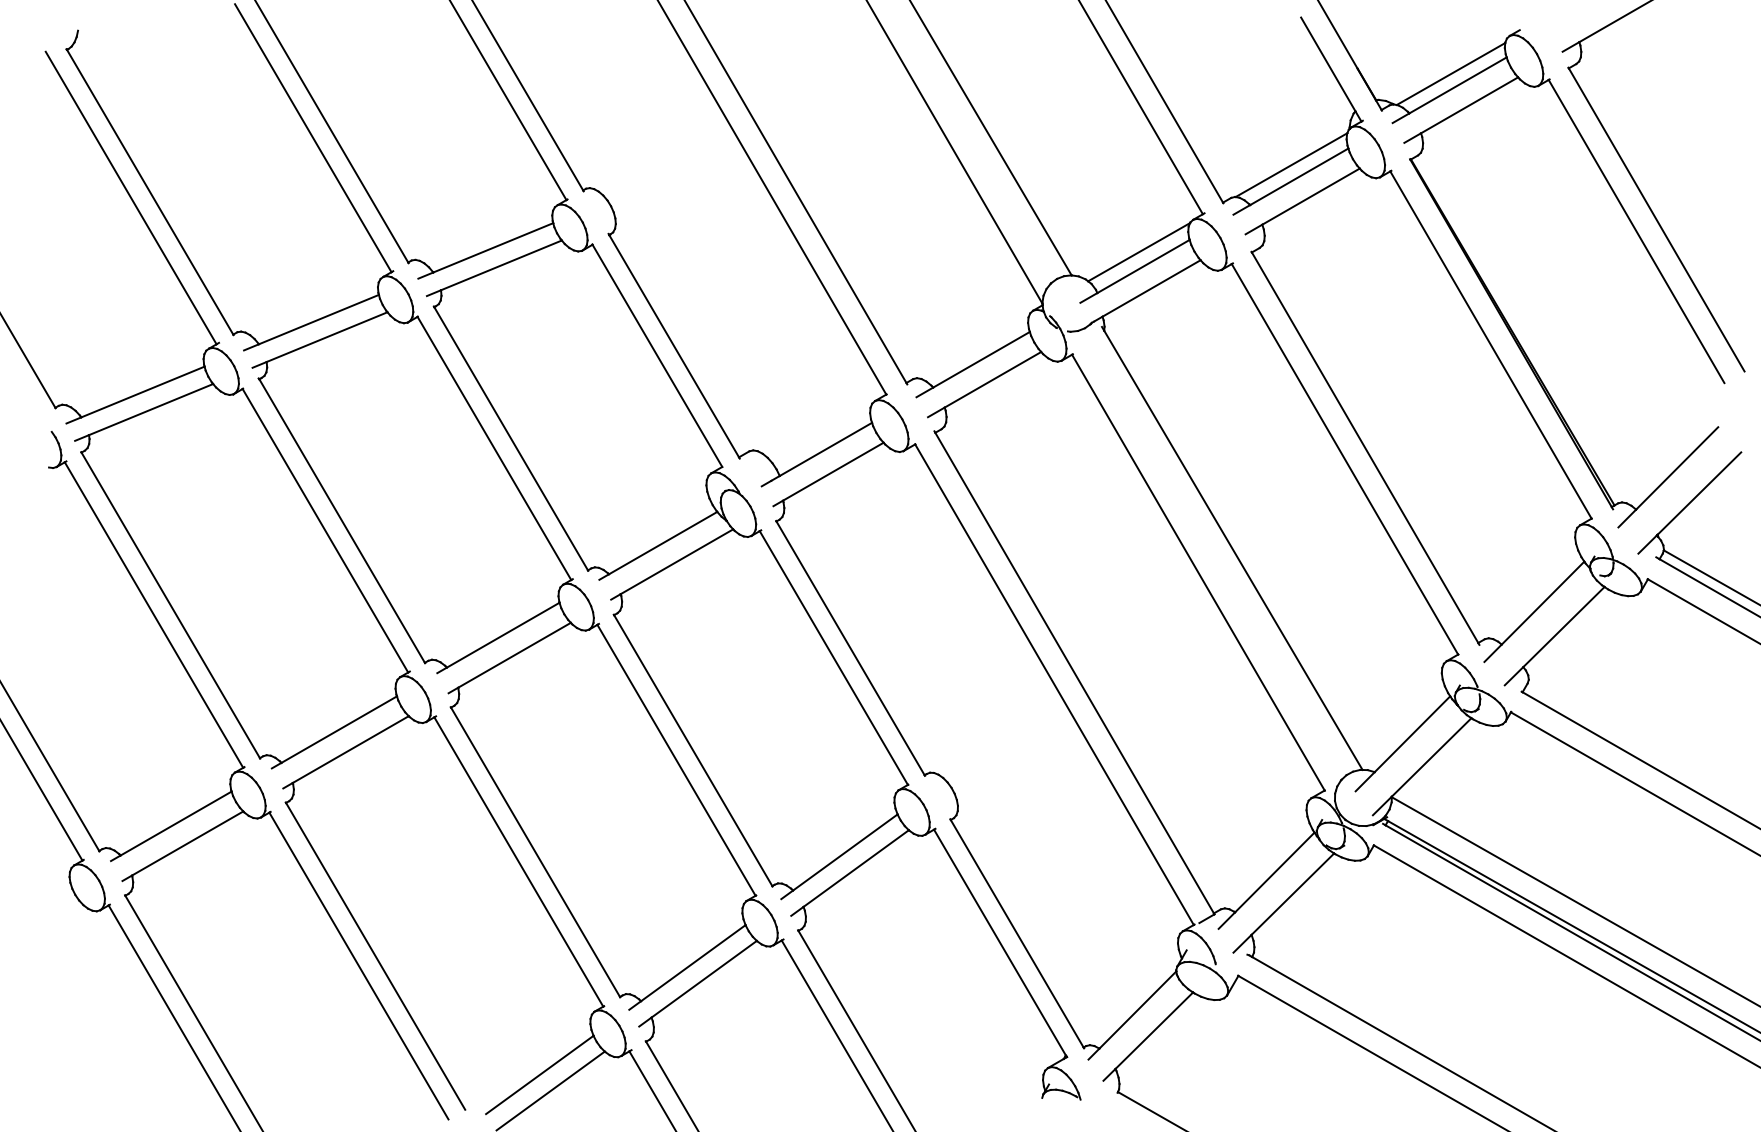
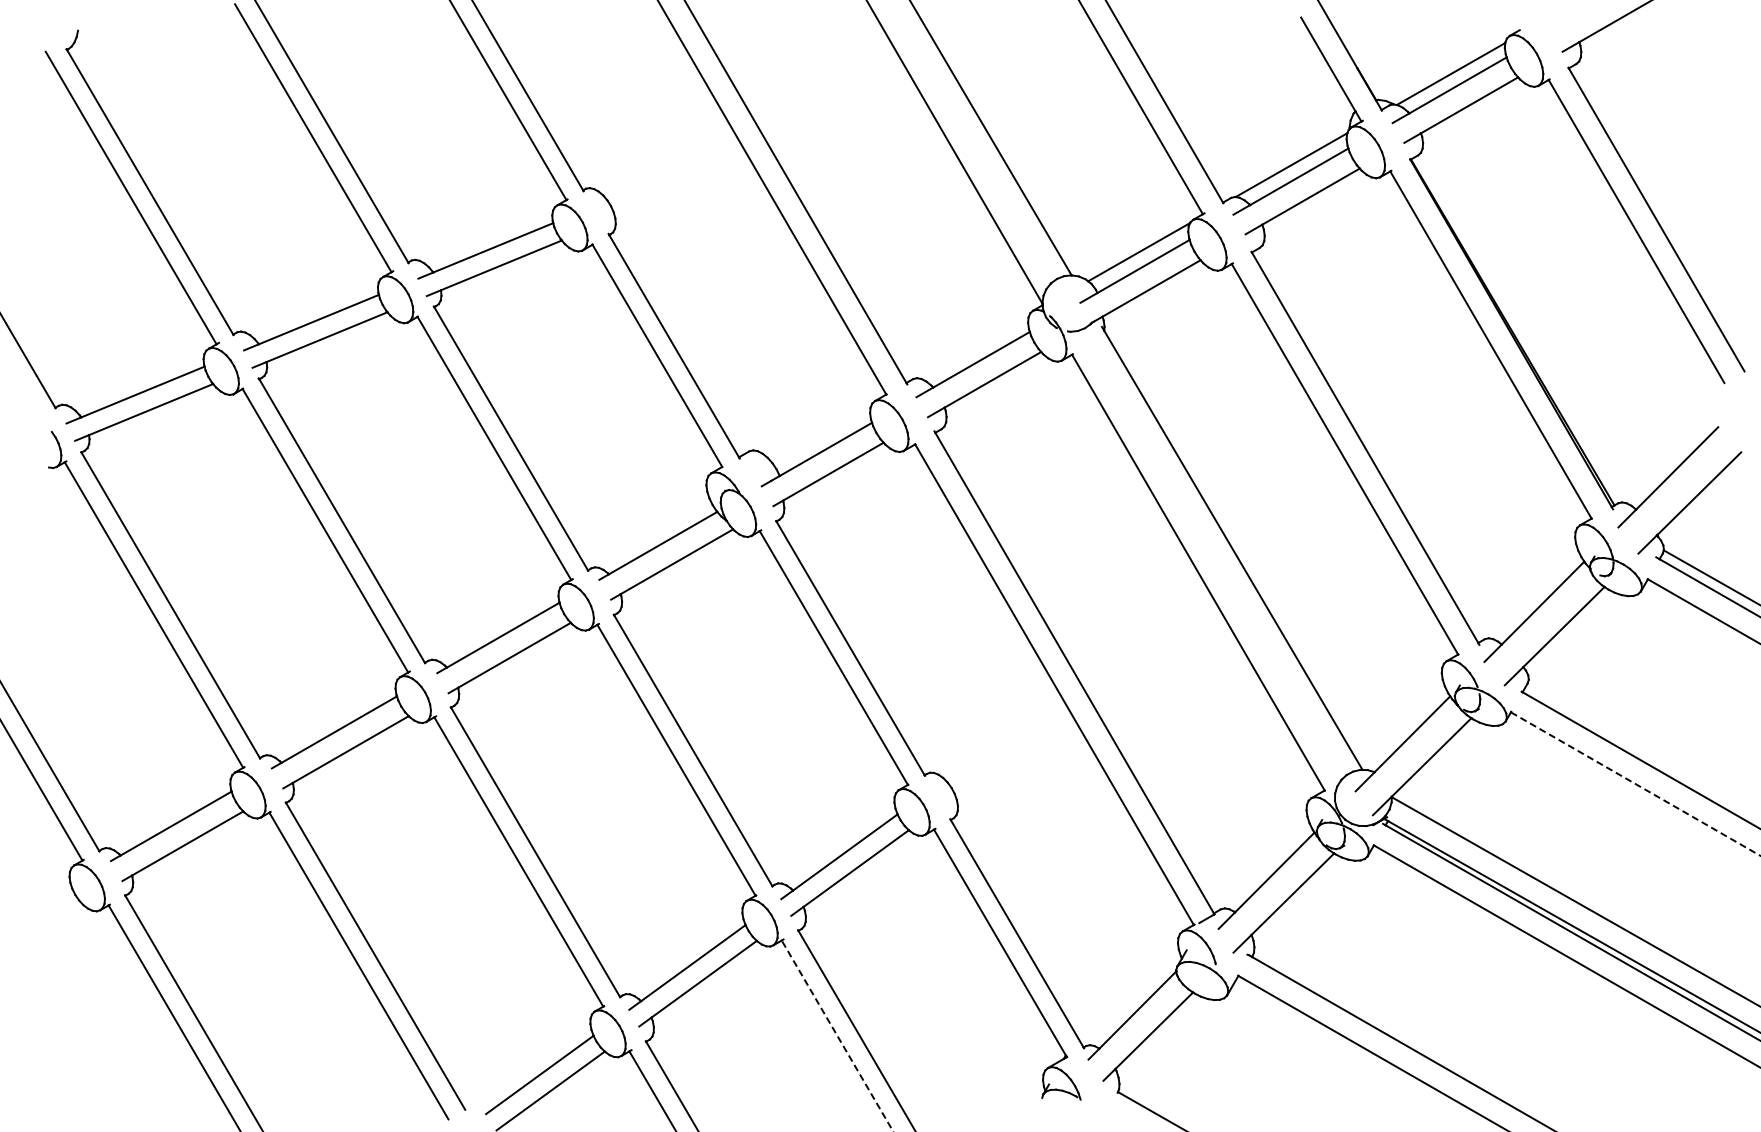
line: solid -> dashed (1635, 784)
line: solid -> dashed (837, 1036)
